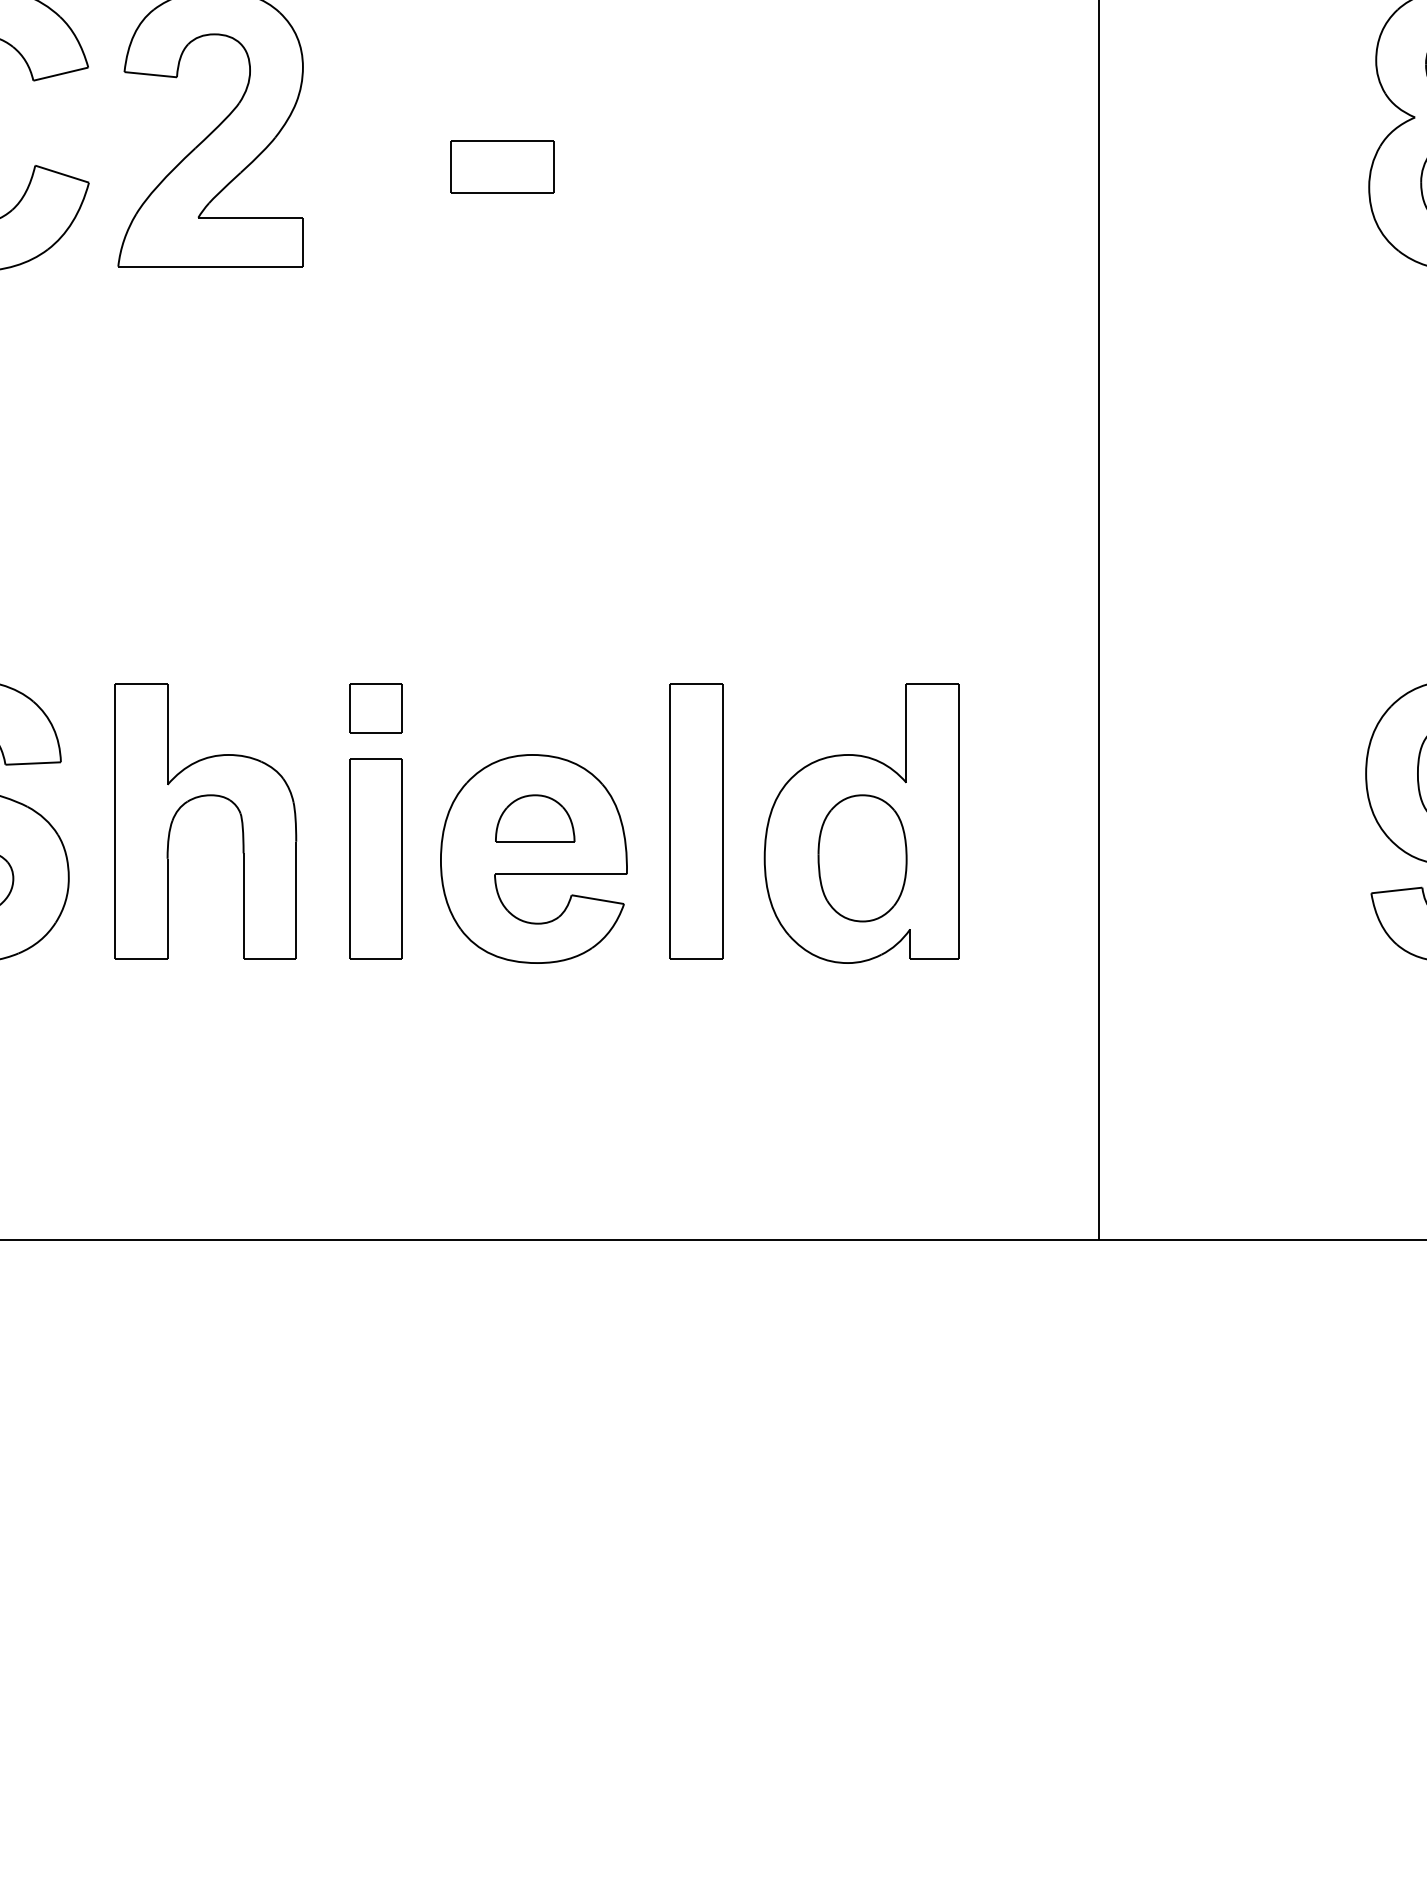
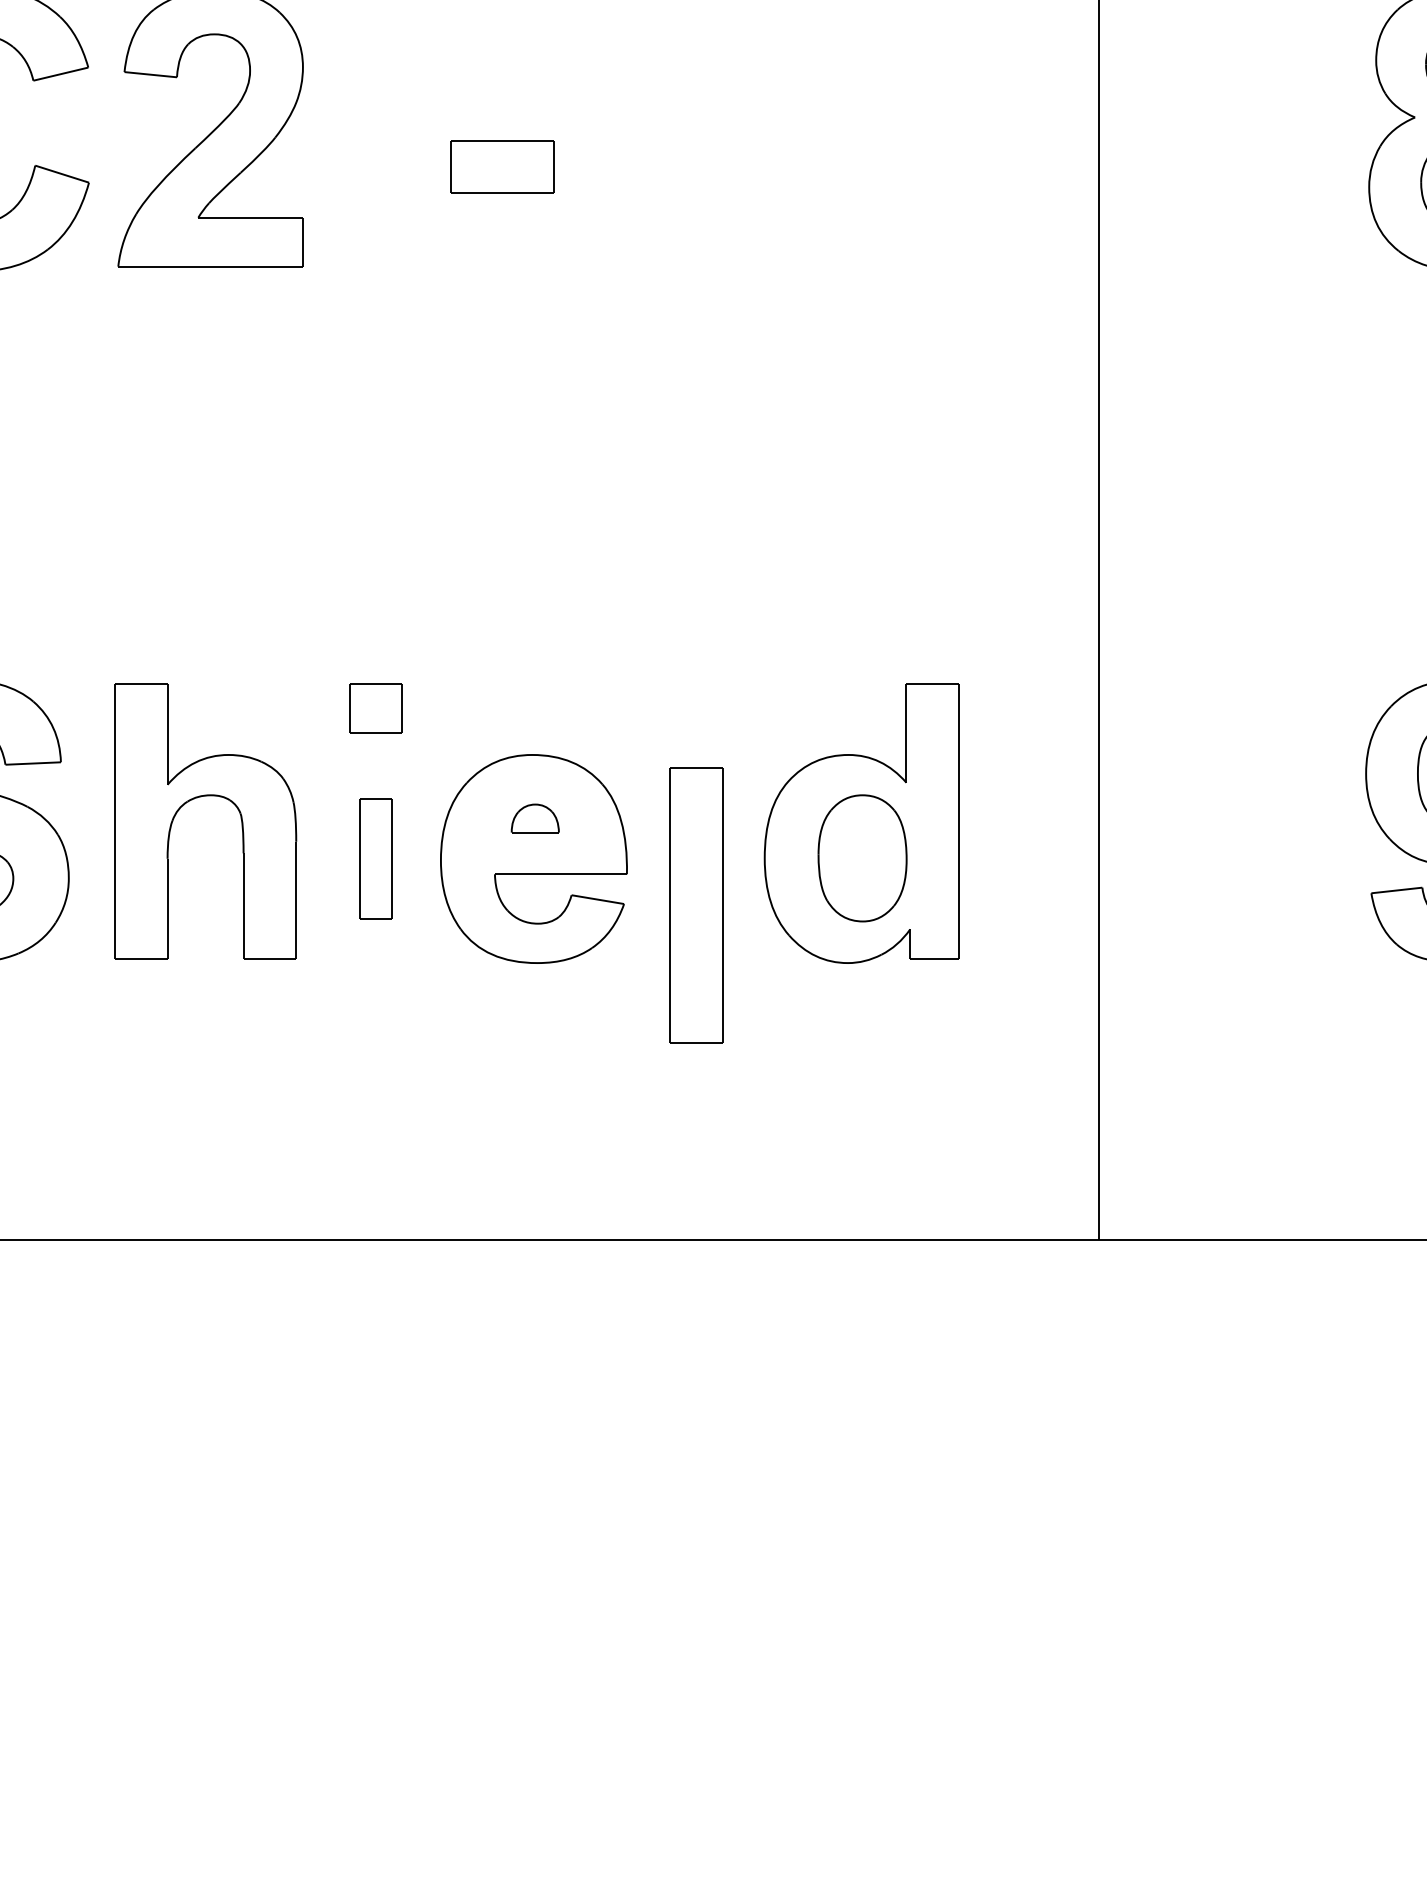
part size: 81x49 px -> 50x31 px (534, 818)
part position: (696, 821) -> (696, 905) (696, 905)
part size: 54x202 px -> 34x122 px (375, 858)
